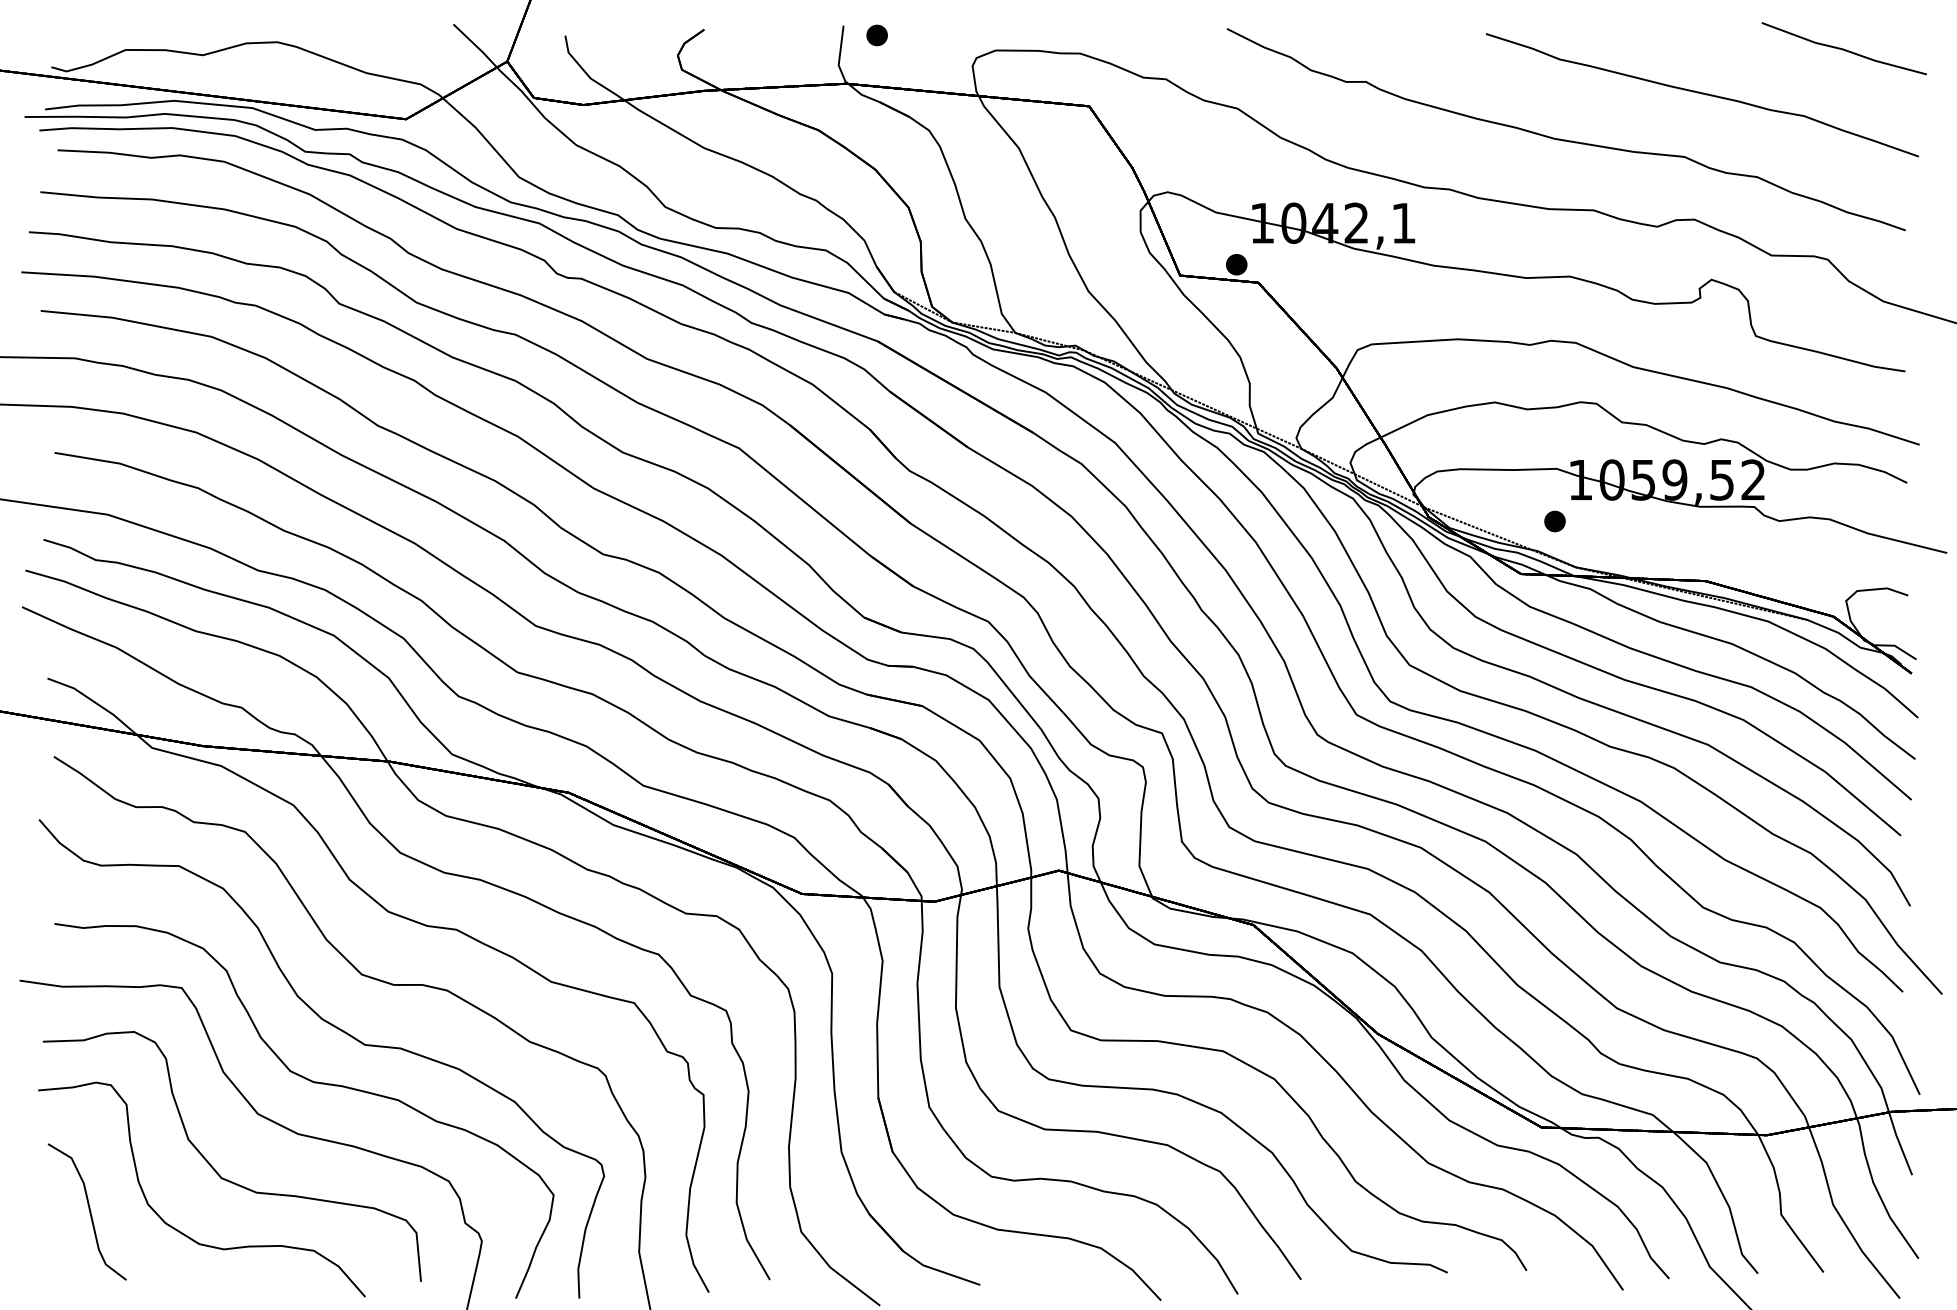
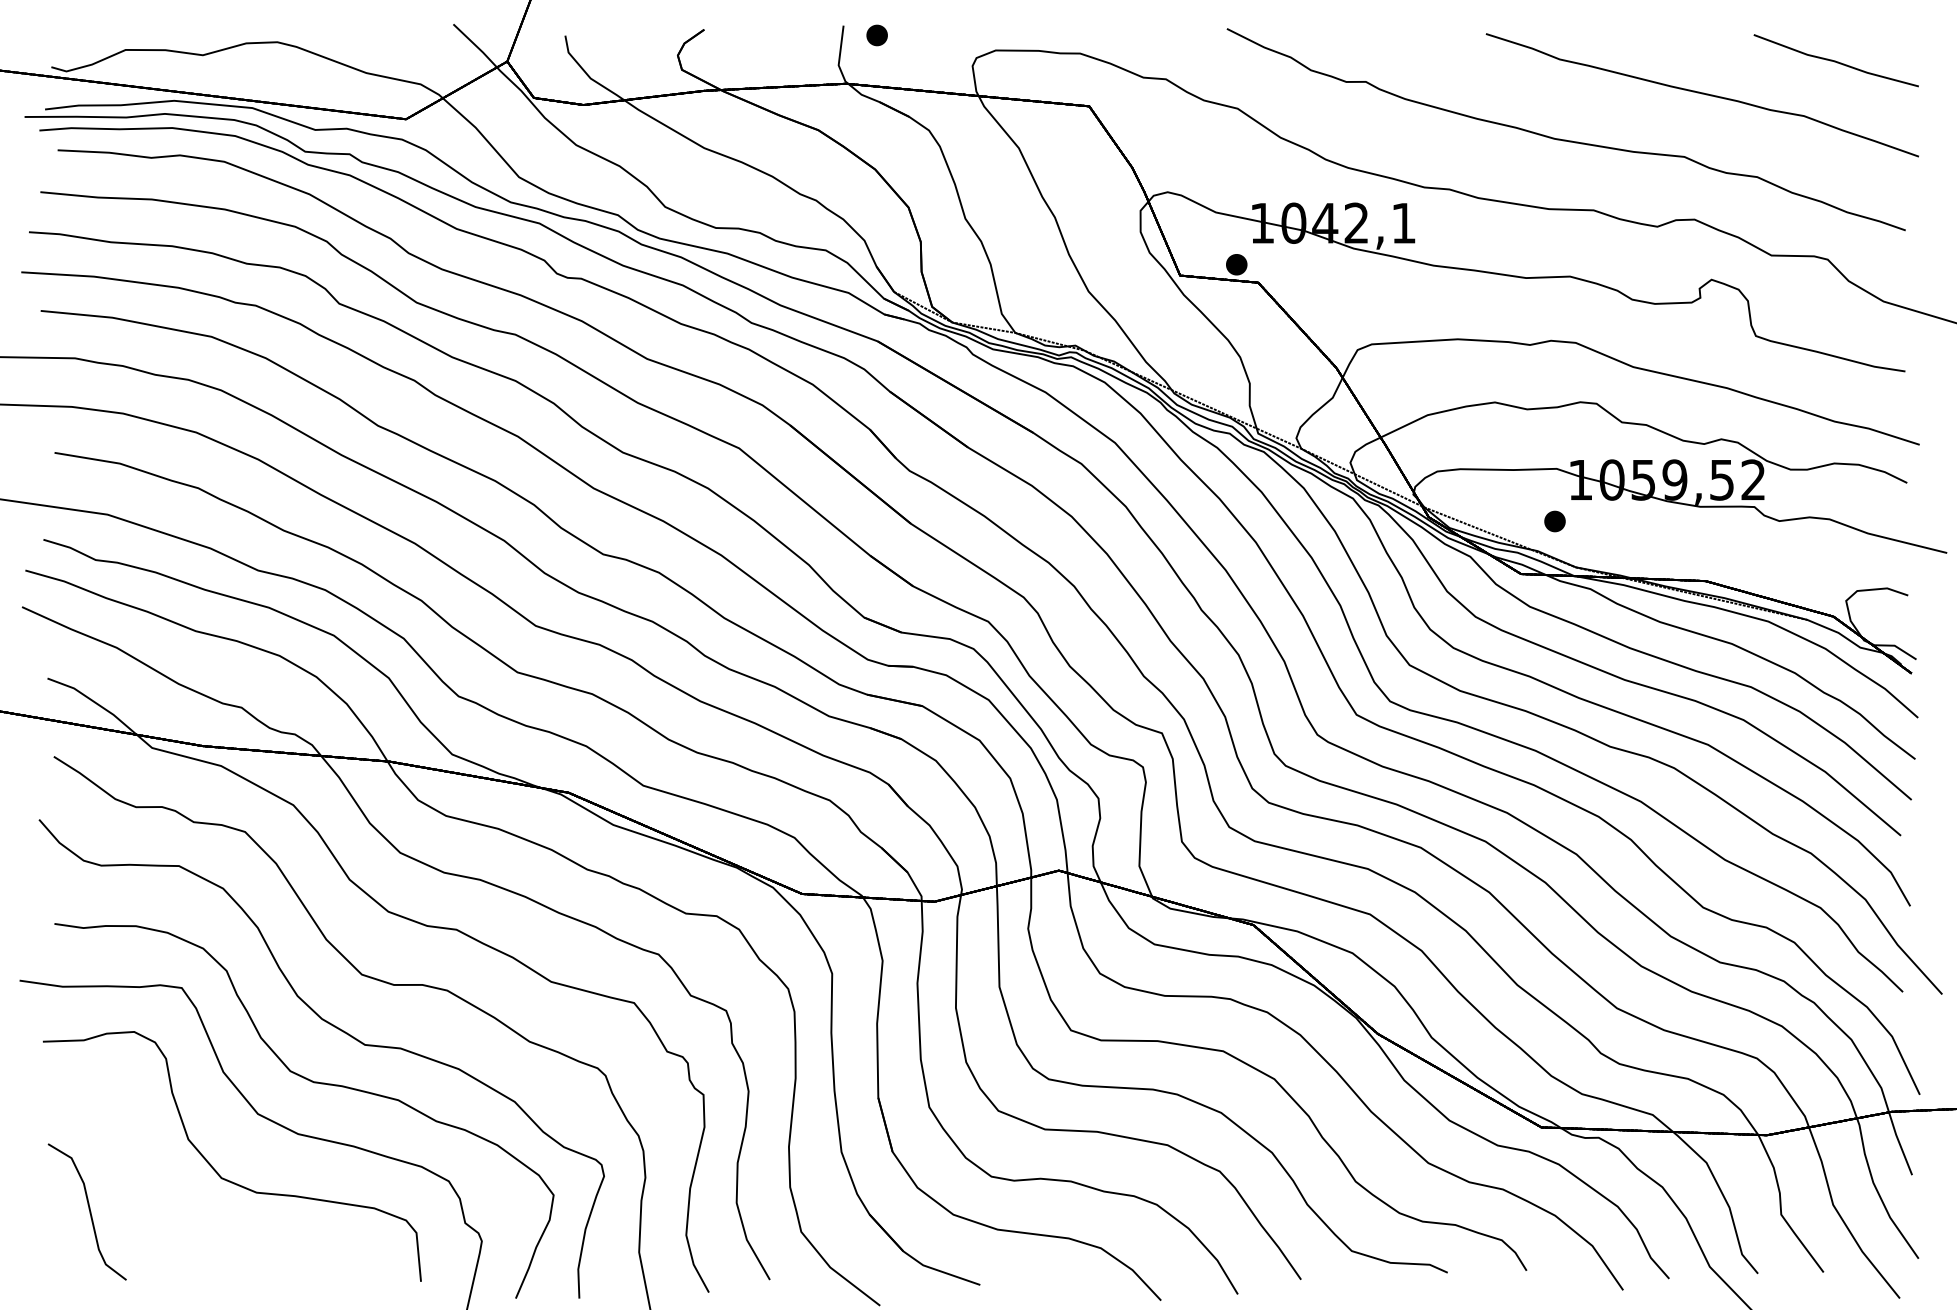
line position: (1843, 48) -> (1835, 60) (1835, 60)
part: present -> none (176, 1228)
